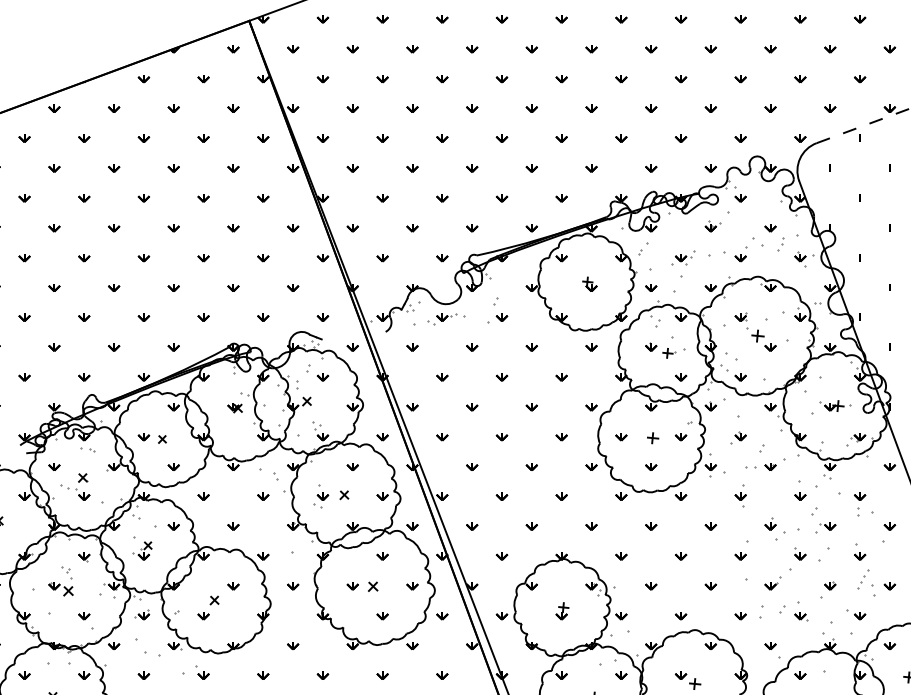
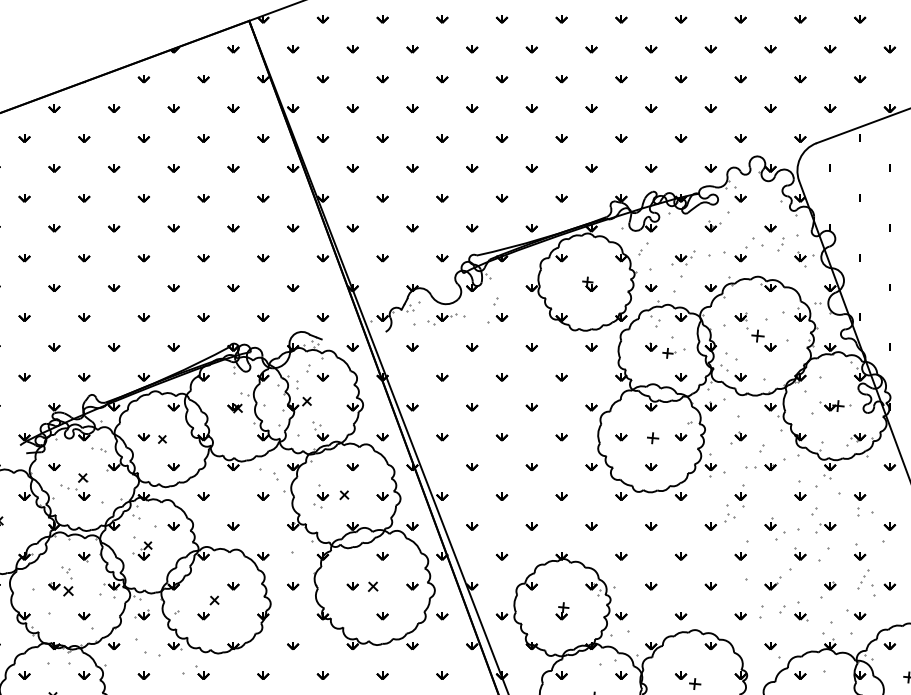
line: dashed -> solid (863, 125)
part position: (87, 449) -> (98, 449) (98, 449)
part: none -> present (729, 513)
